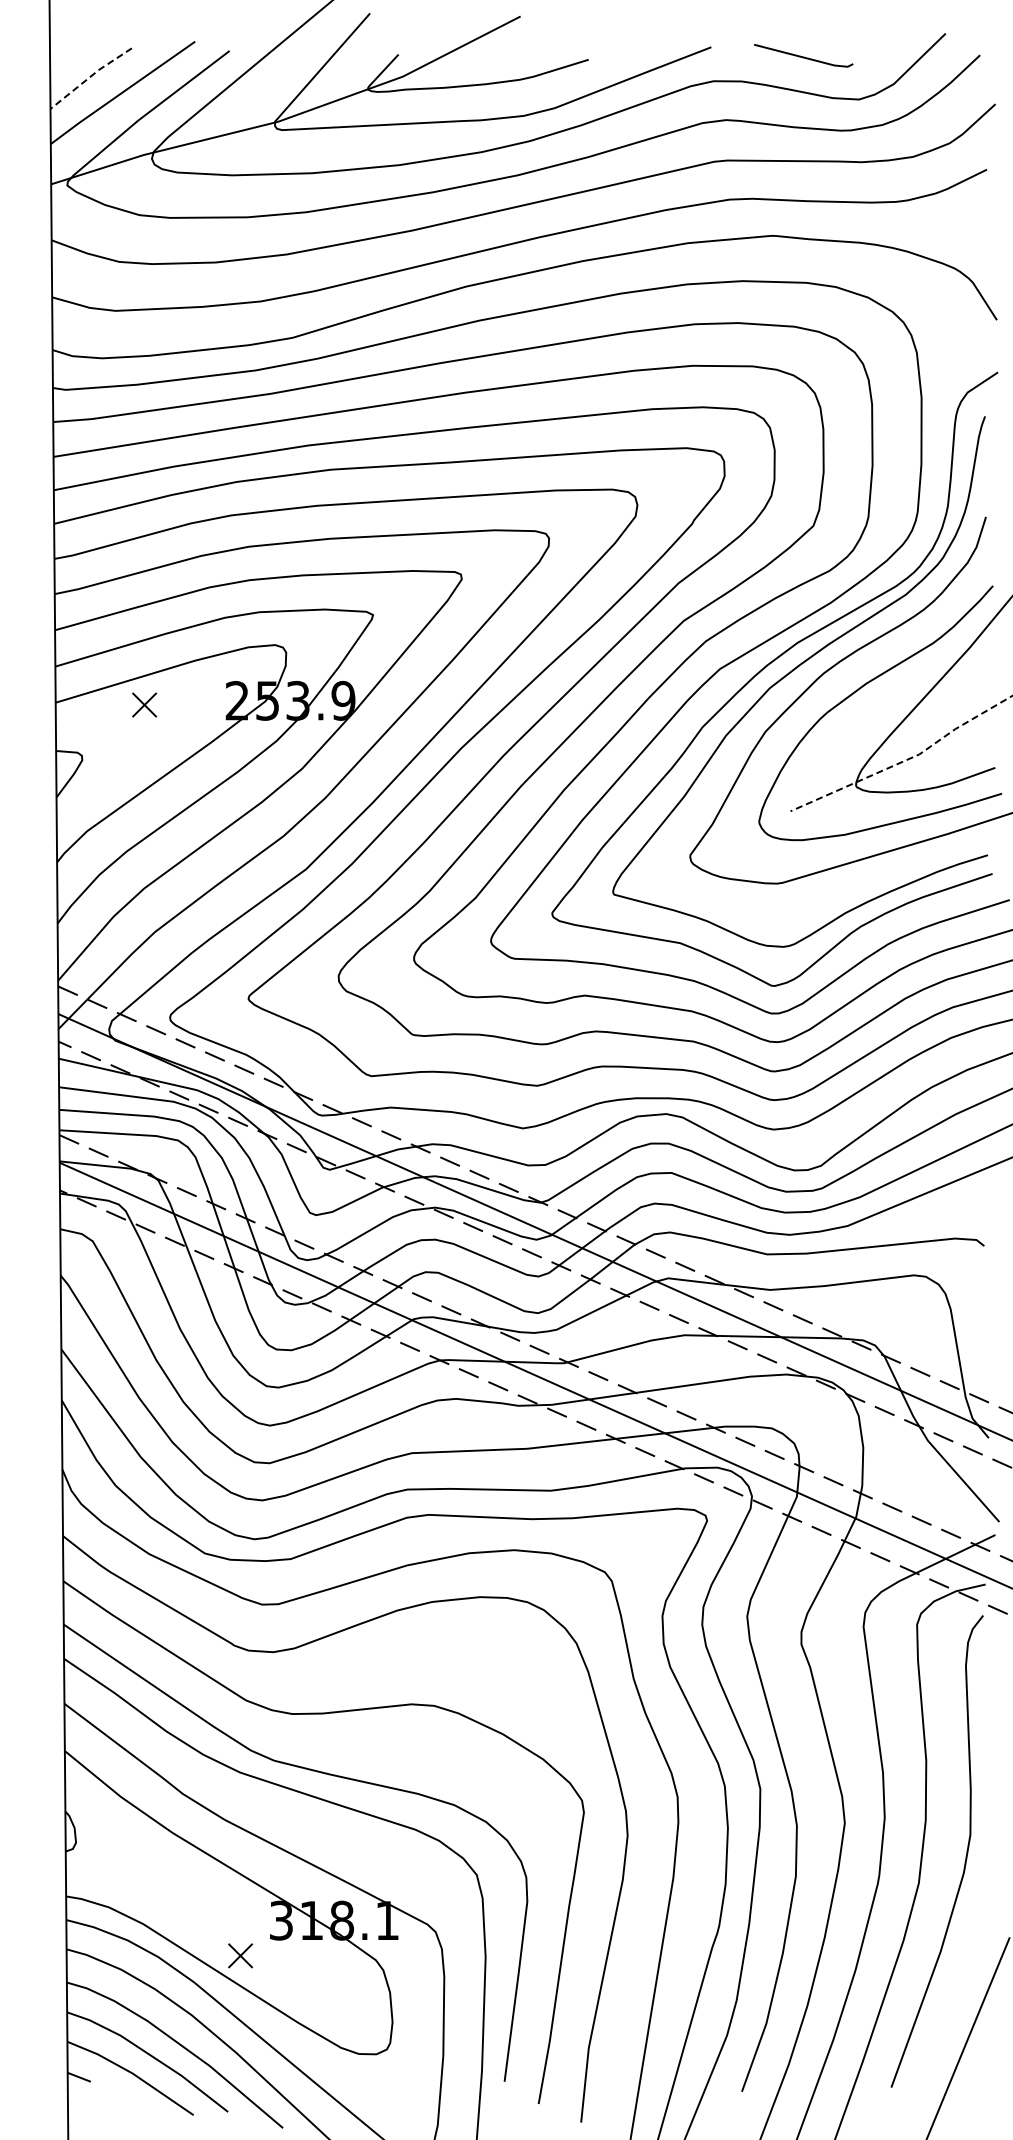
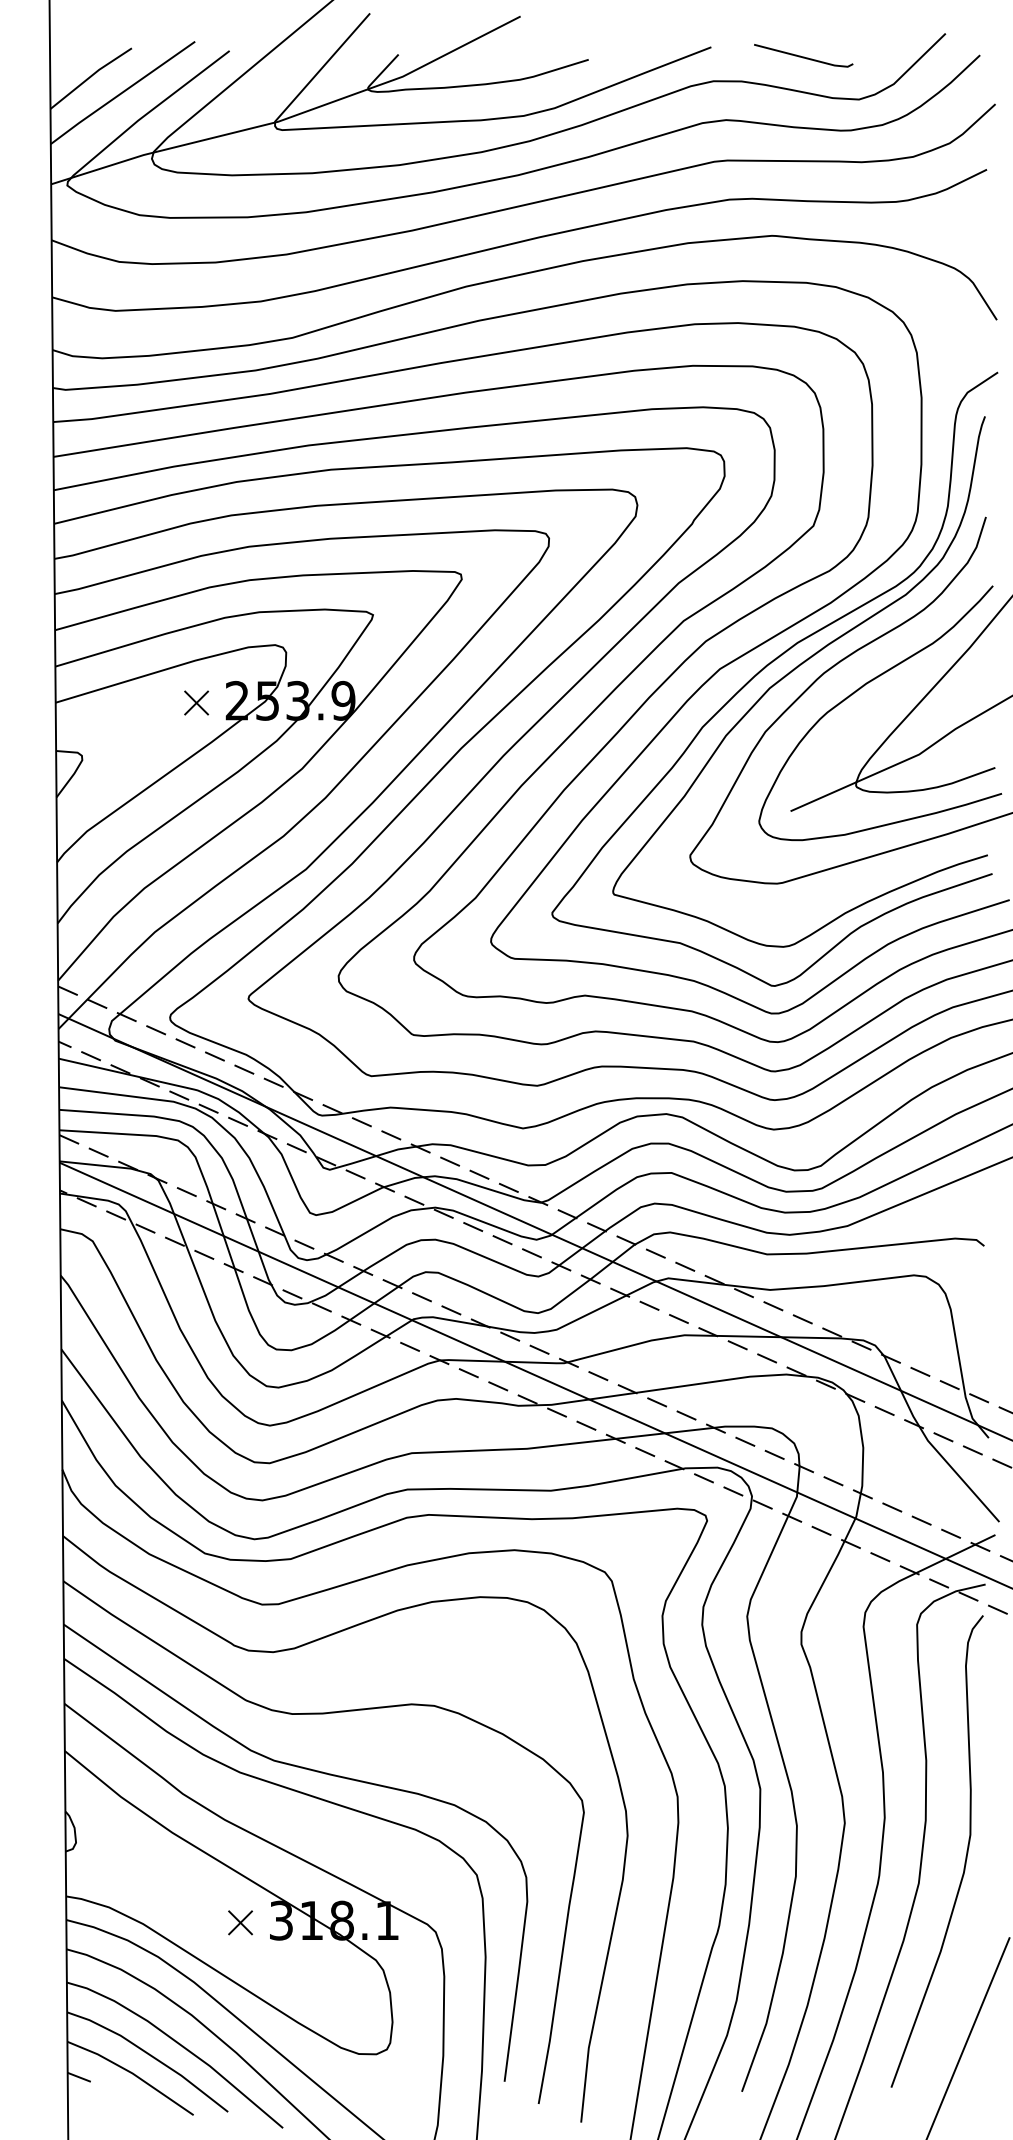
line: dashed -> solid (90, 76)
part position: (144, 704) -> (196, 702) (196, 702)
line: dashed -> solid (906, 760)
part position: (240, 1955) -> (240, 1922) (240, 1922)
